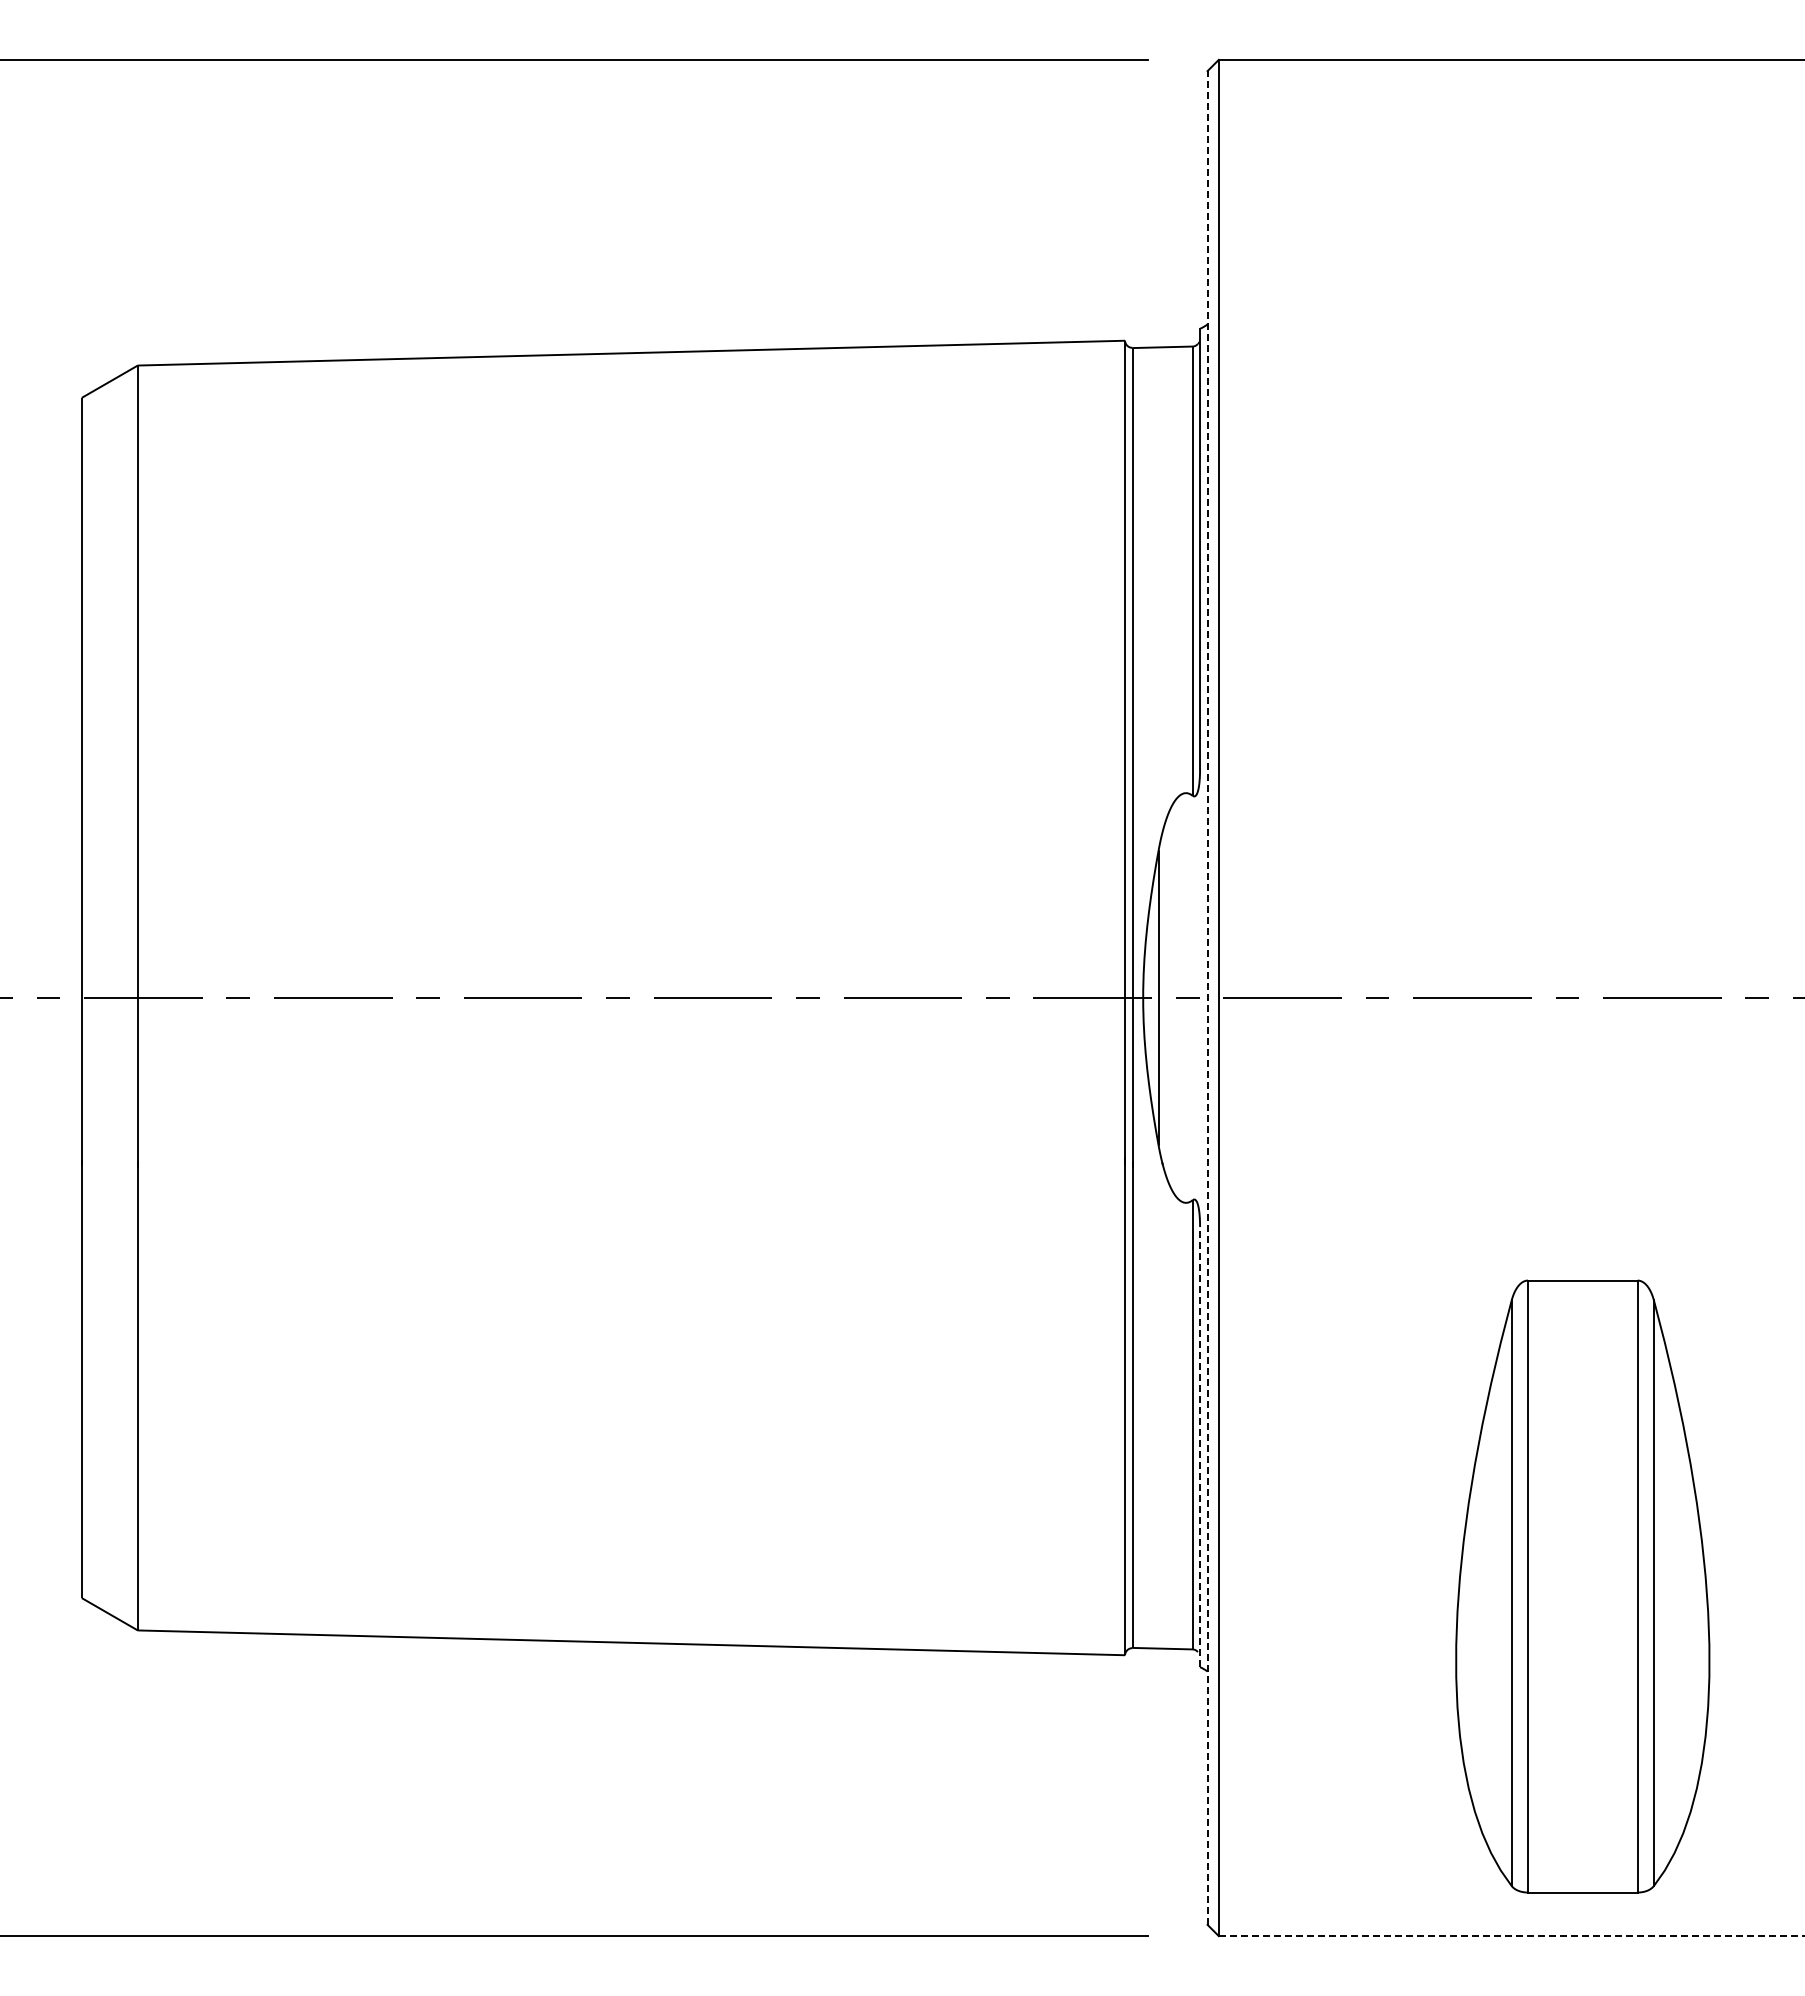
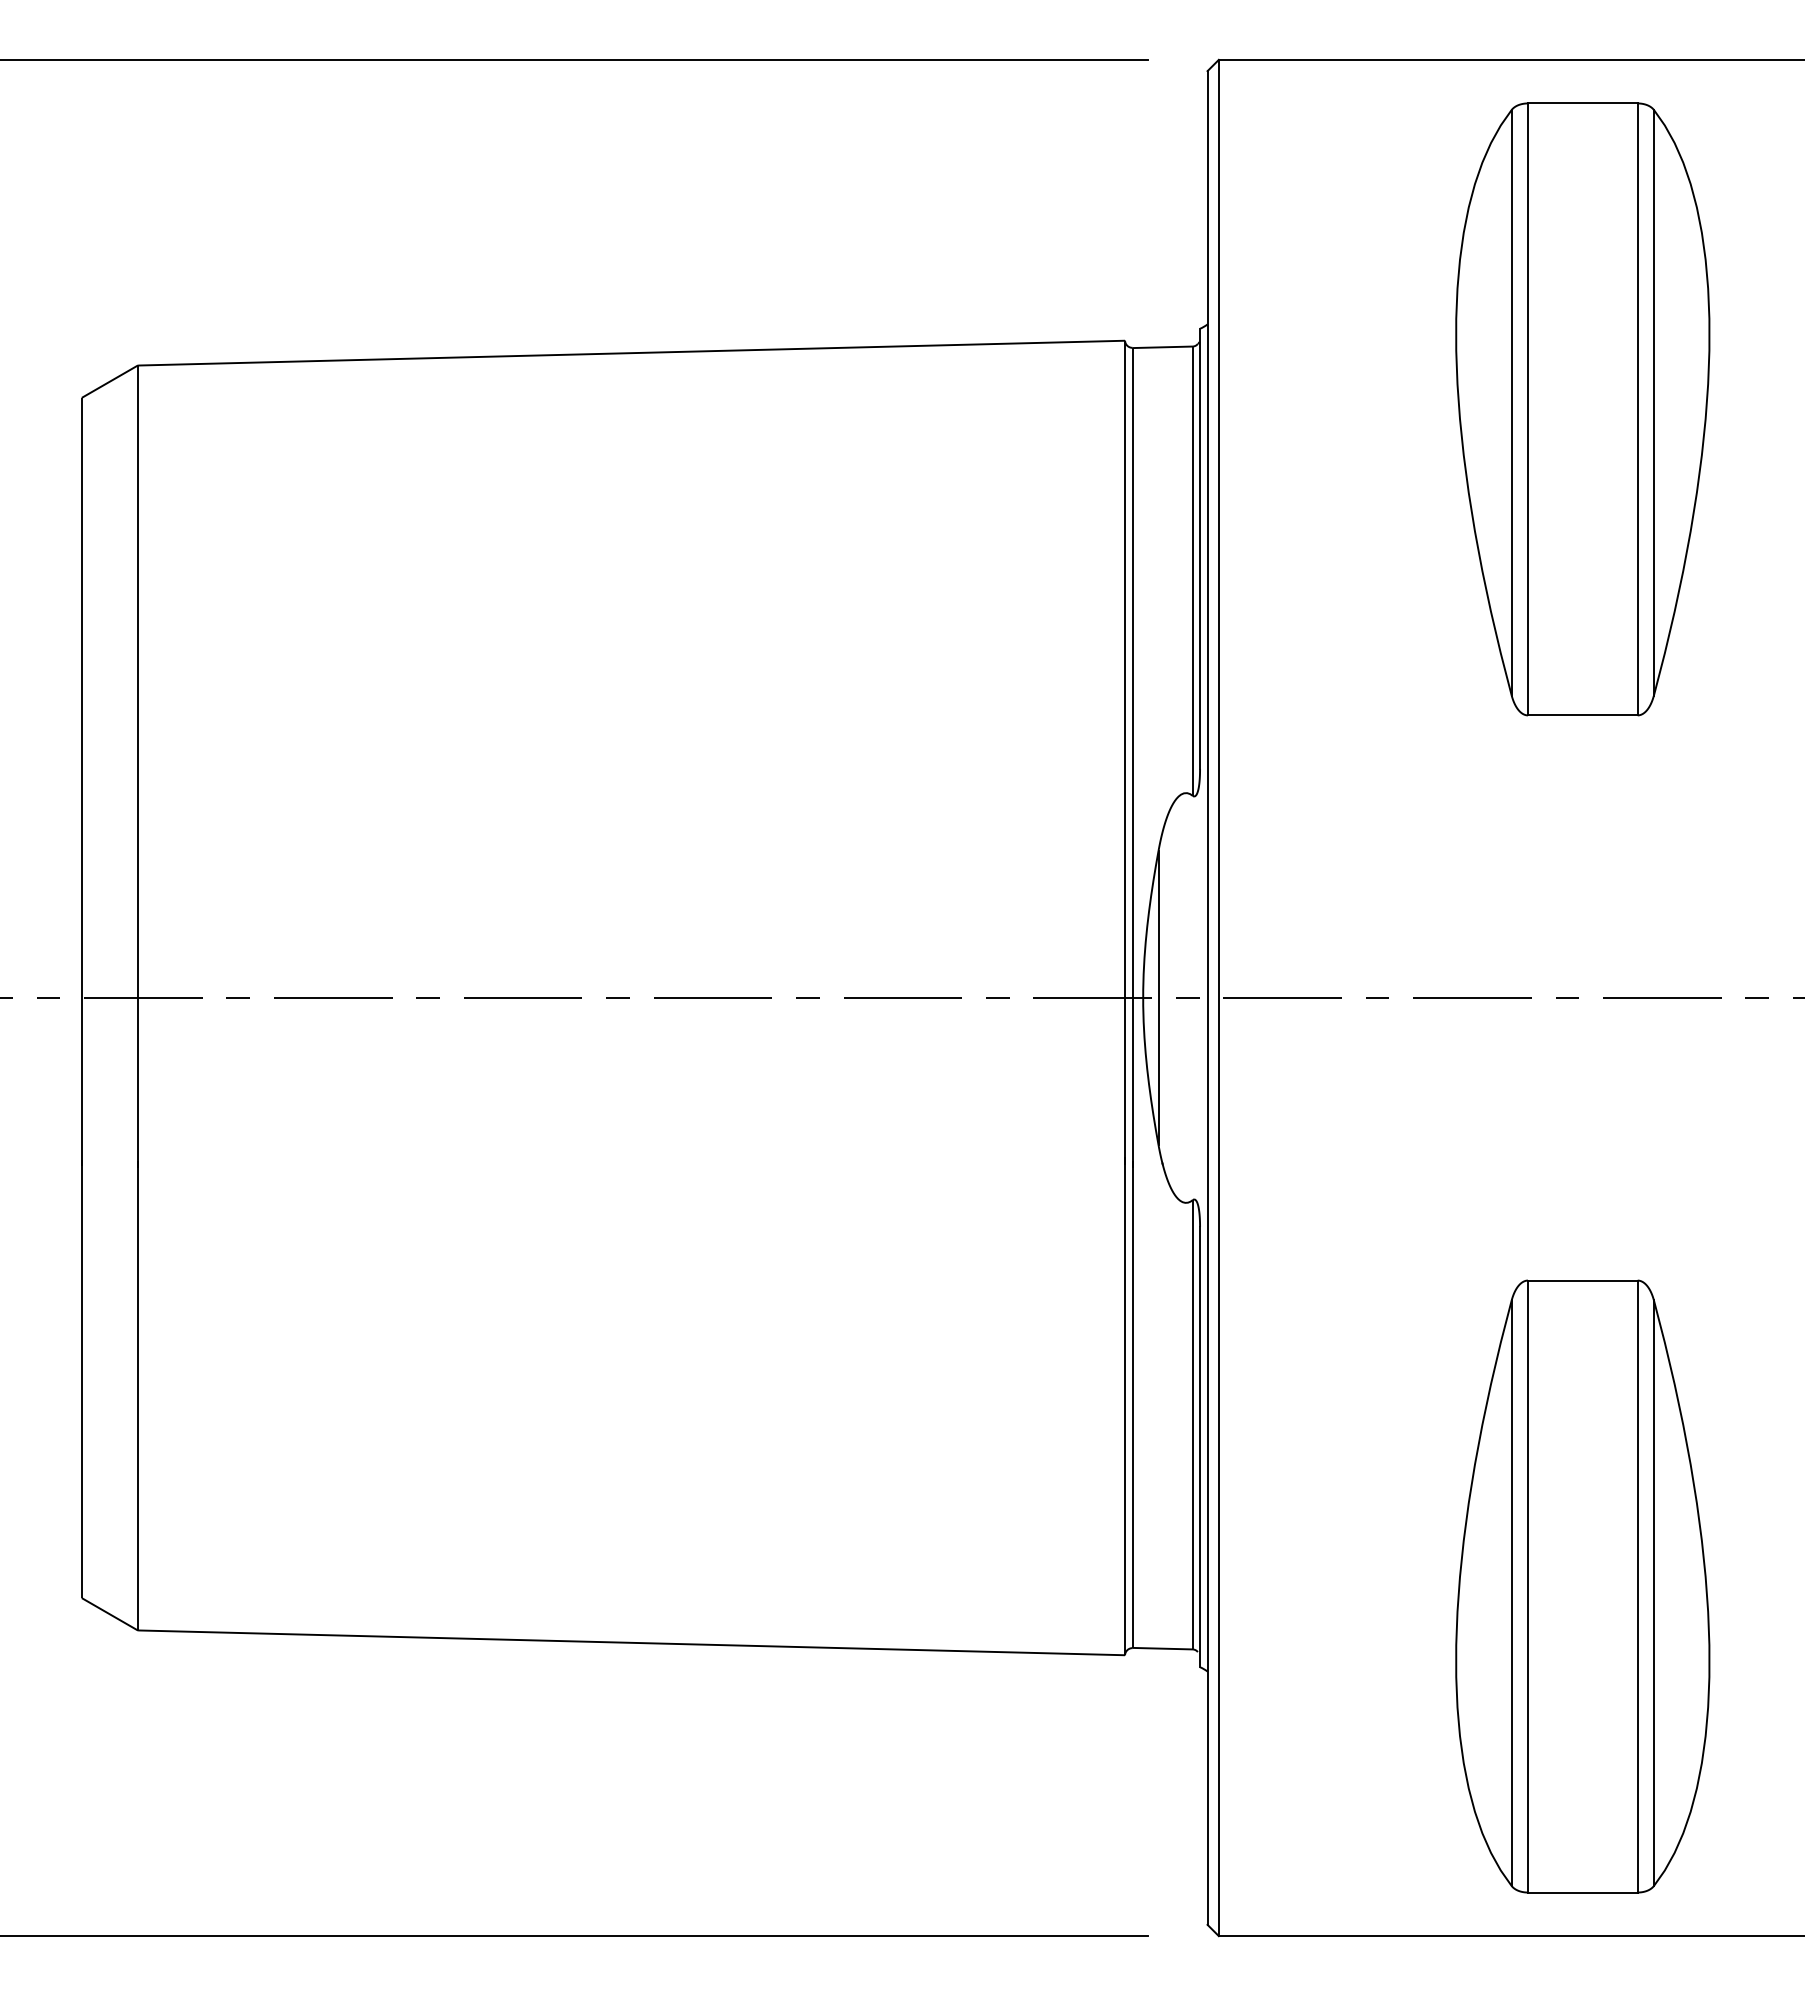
part: none -> present (1582, 409)
line: dashed -> solid (1207, 997)
line: dashed -> solid (1200, 1446)
line: dashed -> solid (1511, 1936)
